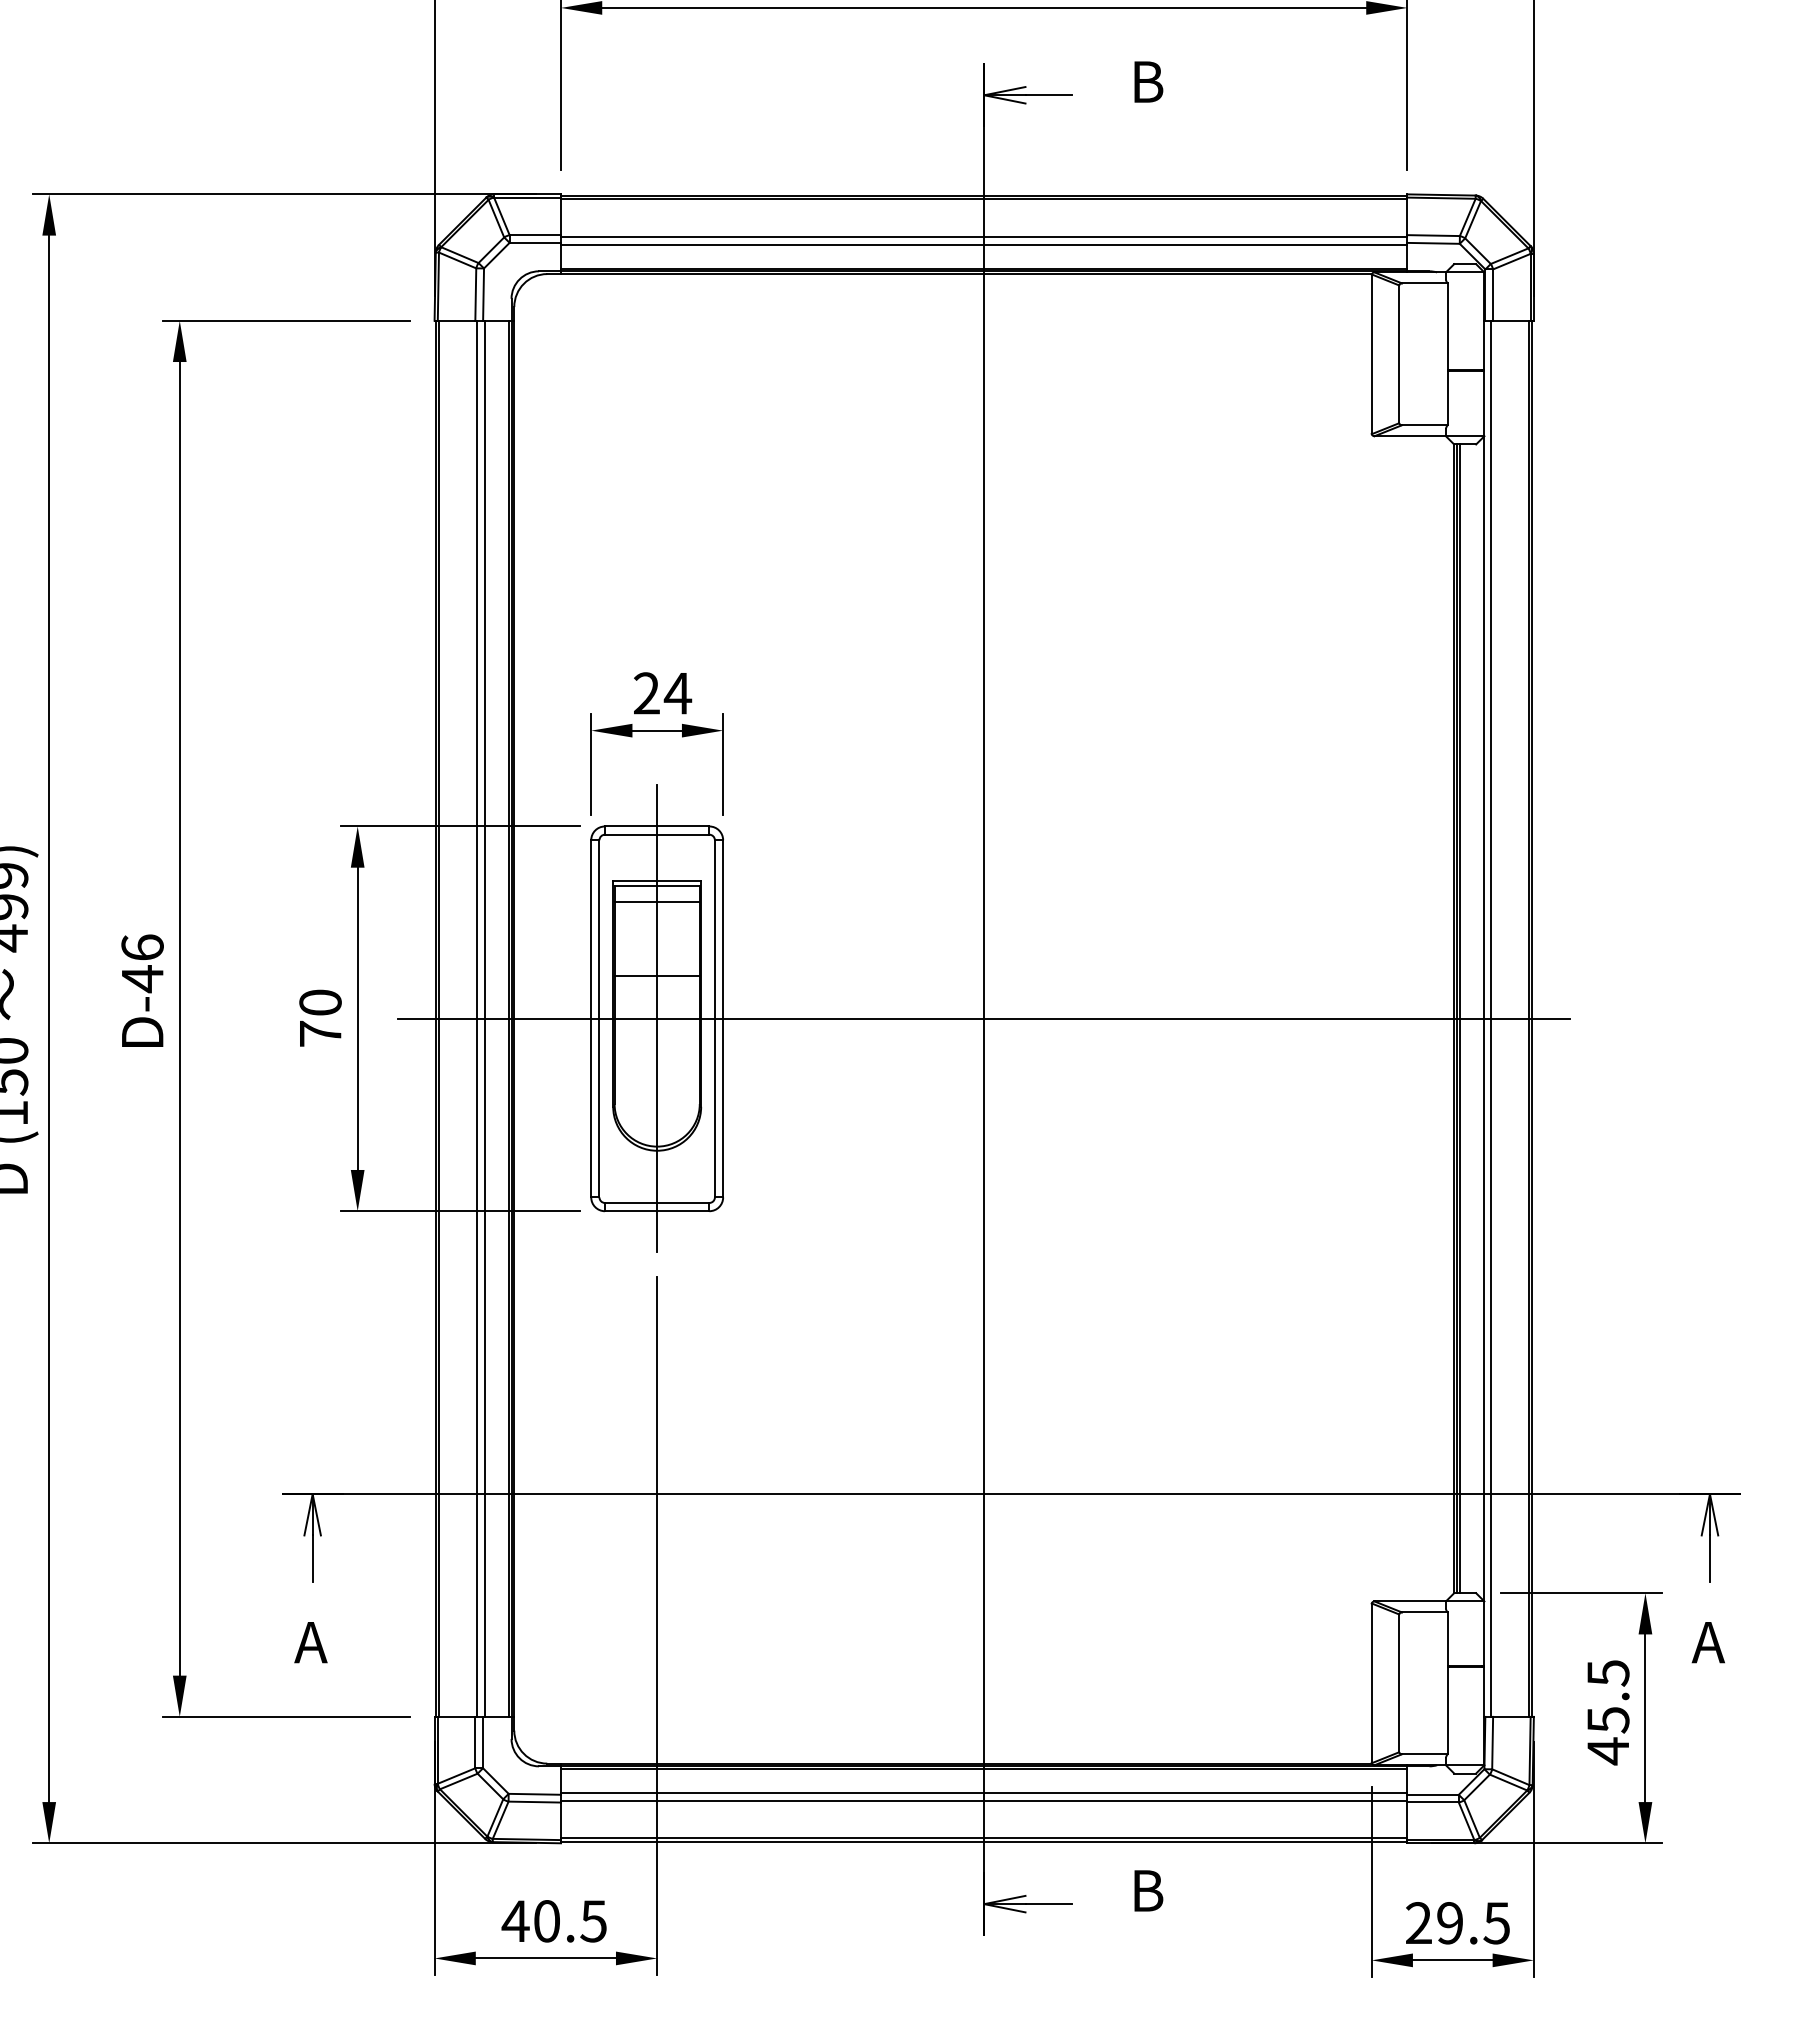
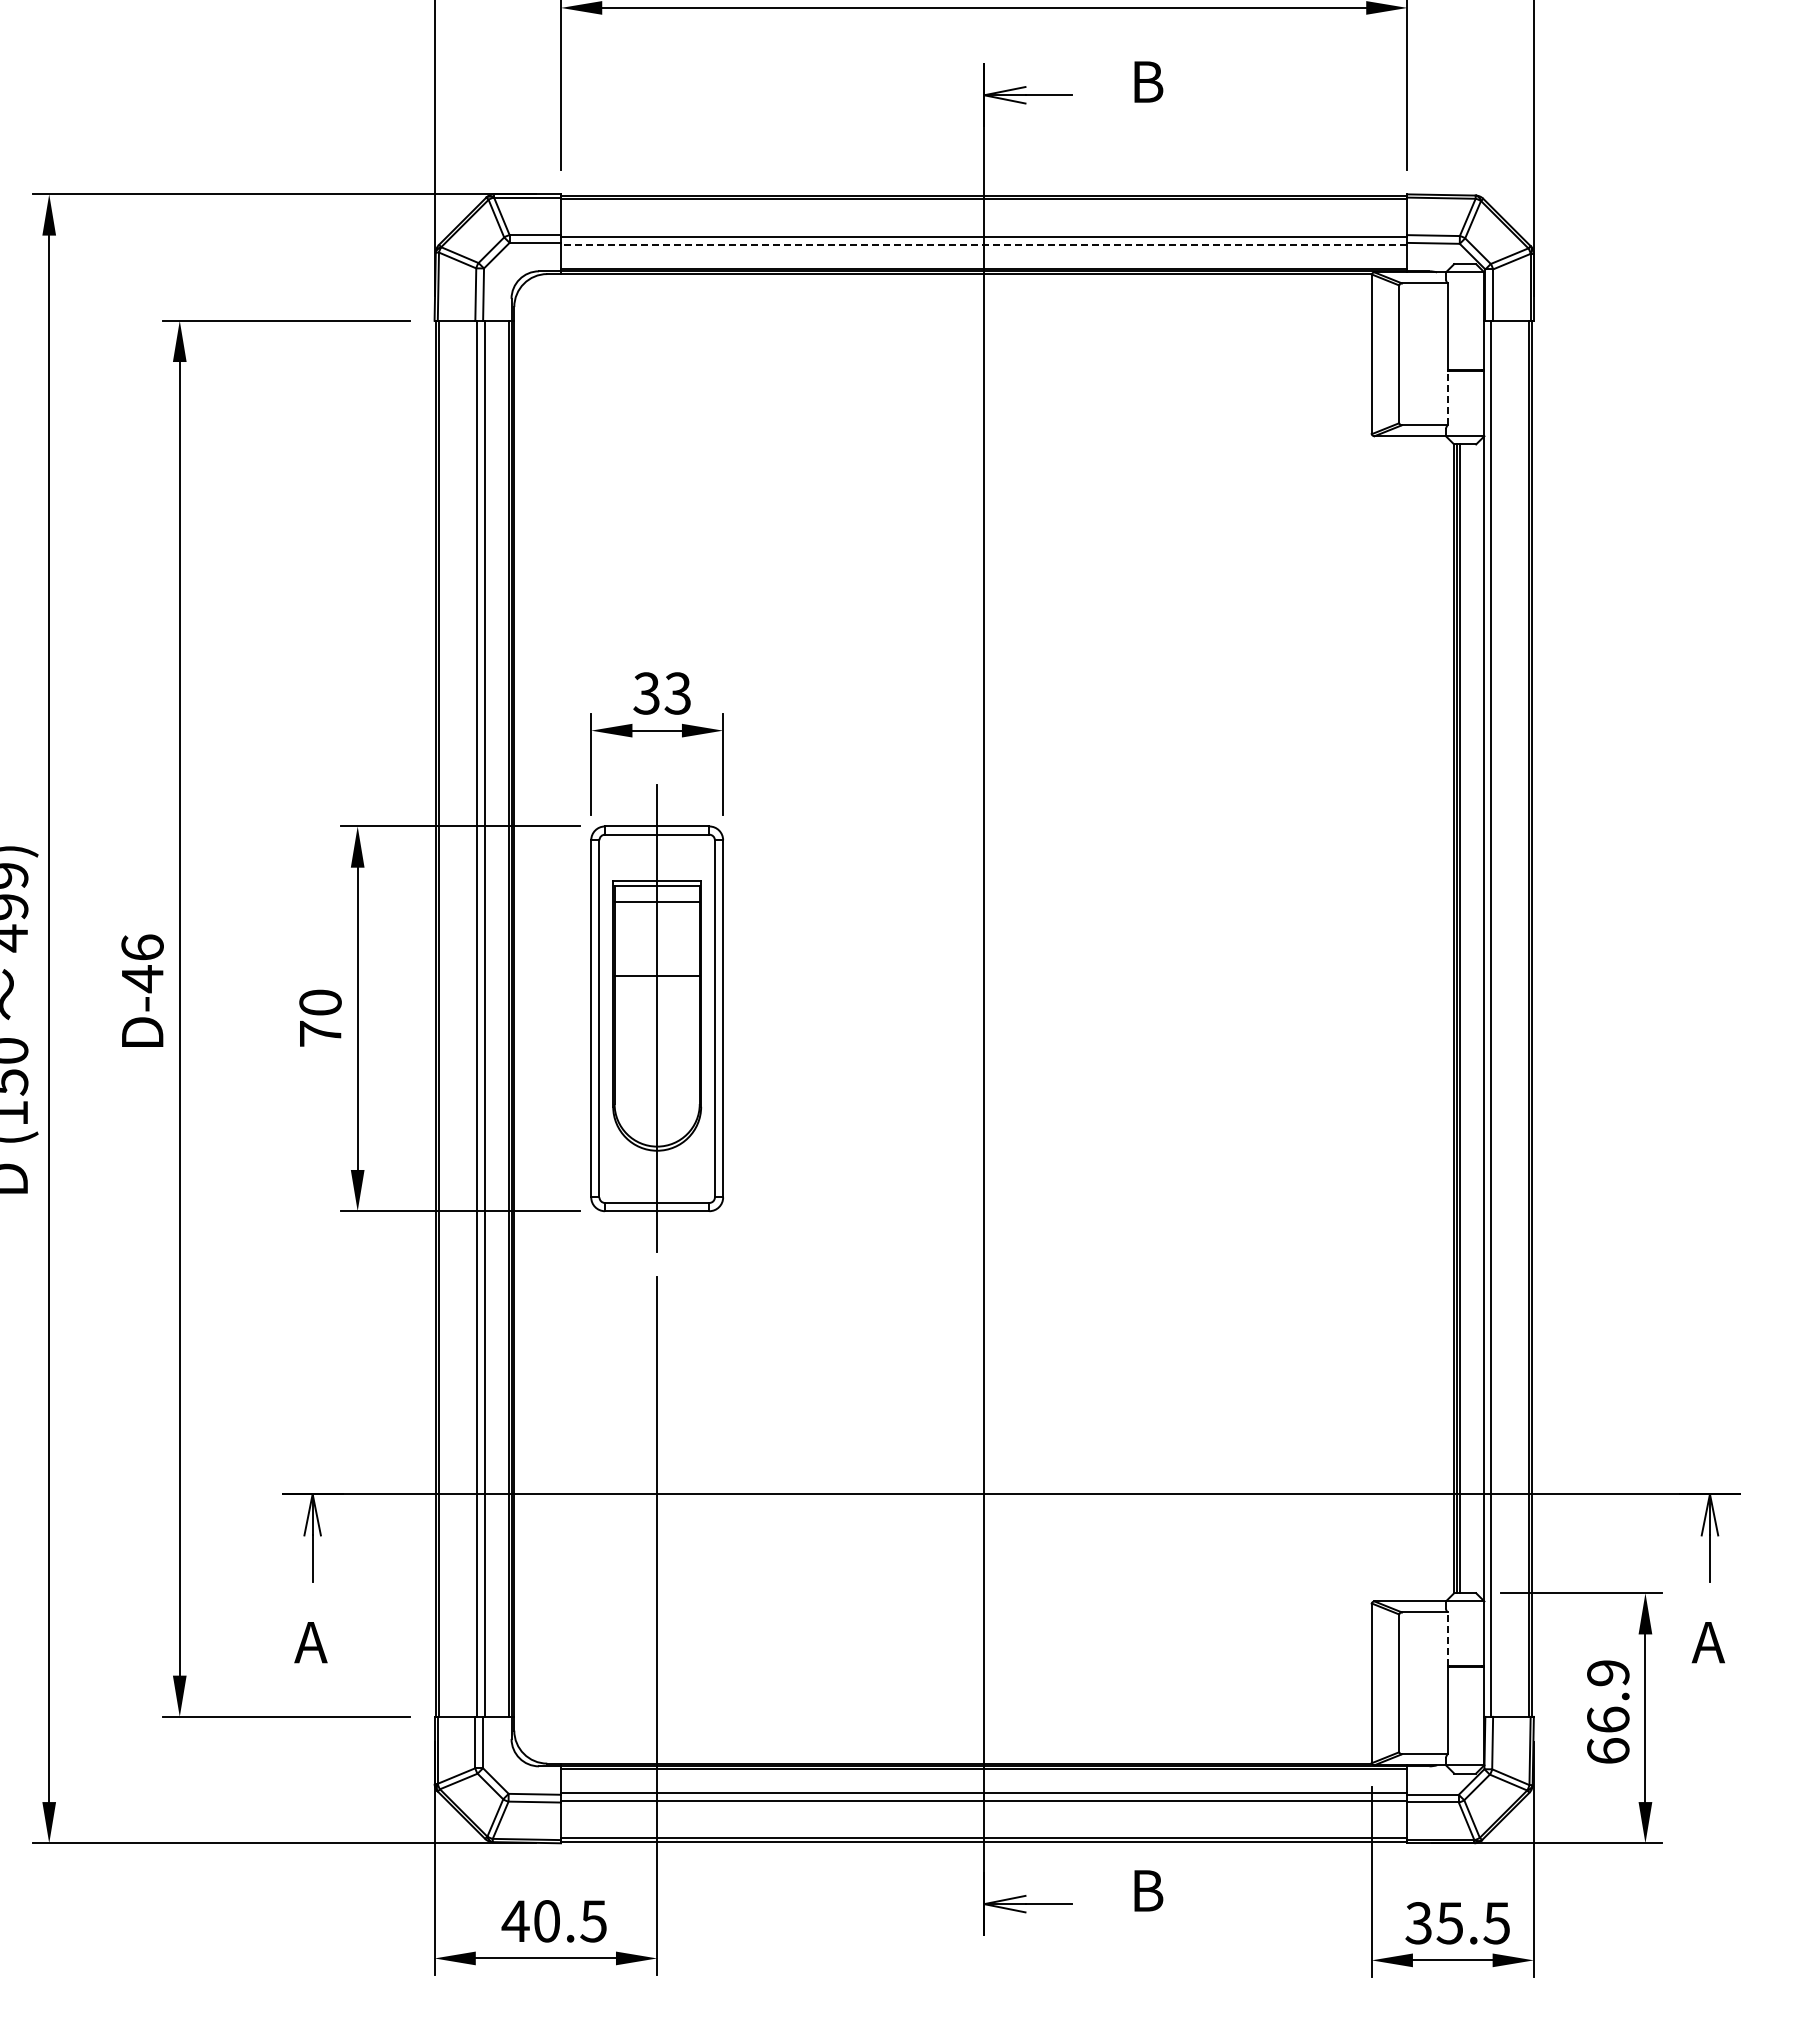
line: solid -> dashed (983, 244)
line: solid -> dashed (1447, 398)
text: 24 -> 33 (662, 693)
line: present -> none (984, 1018)
line: solid -> dashed (1447, 1639)
text: 45.5 -> 66.9 (1608, 1712)
text: 29.5 -> 35.5 (1433, 1923)
